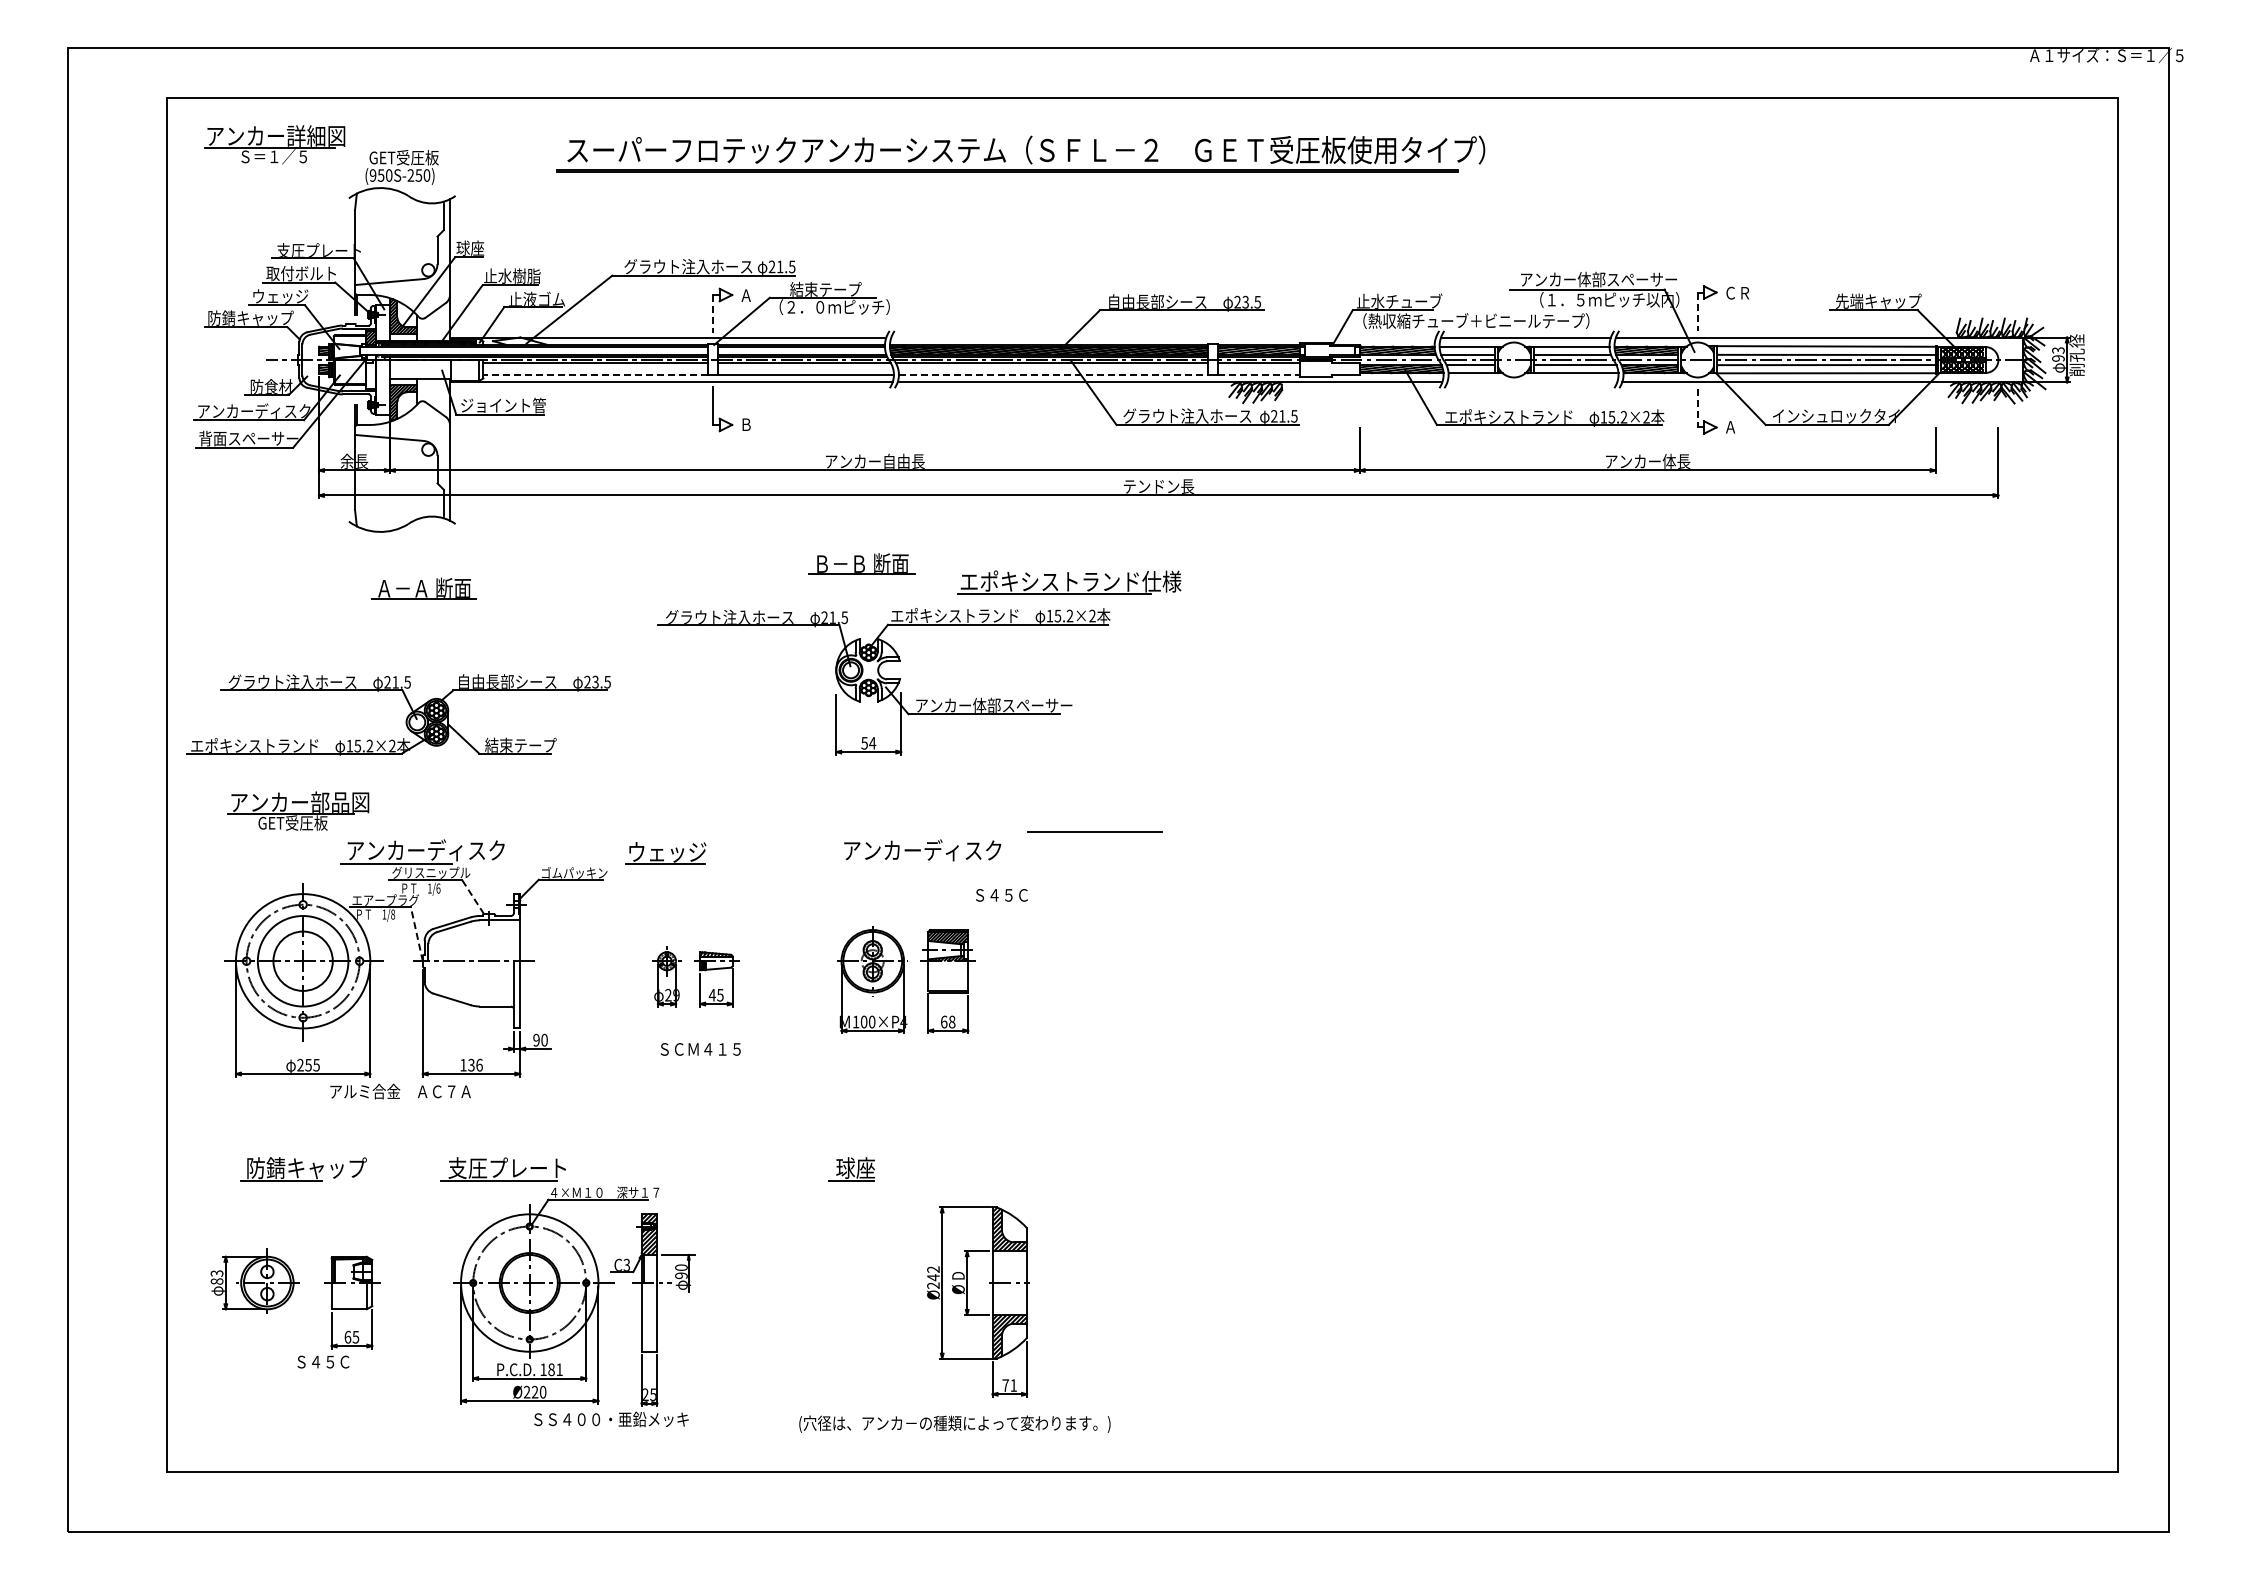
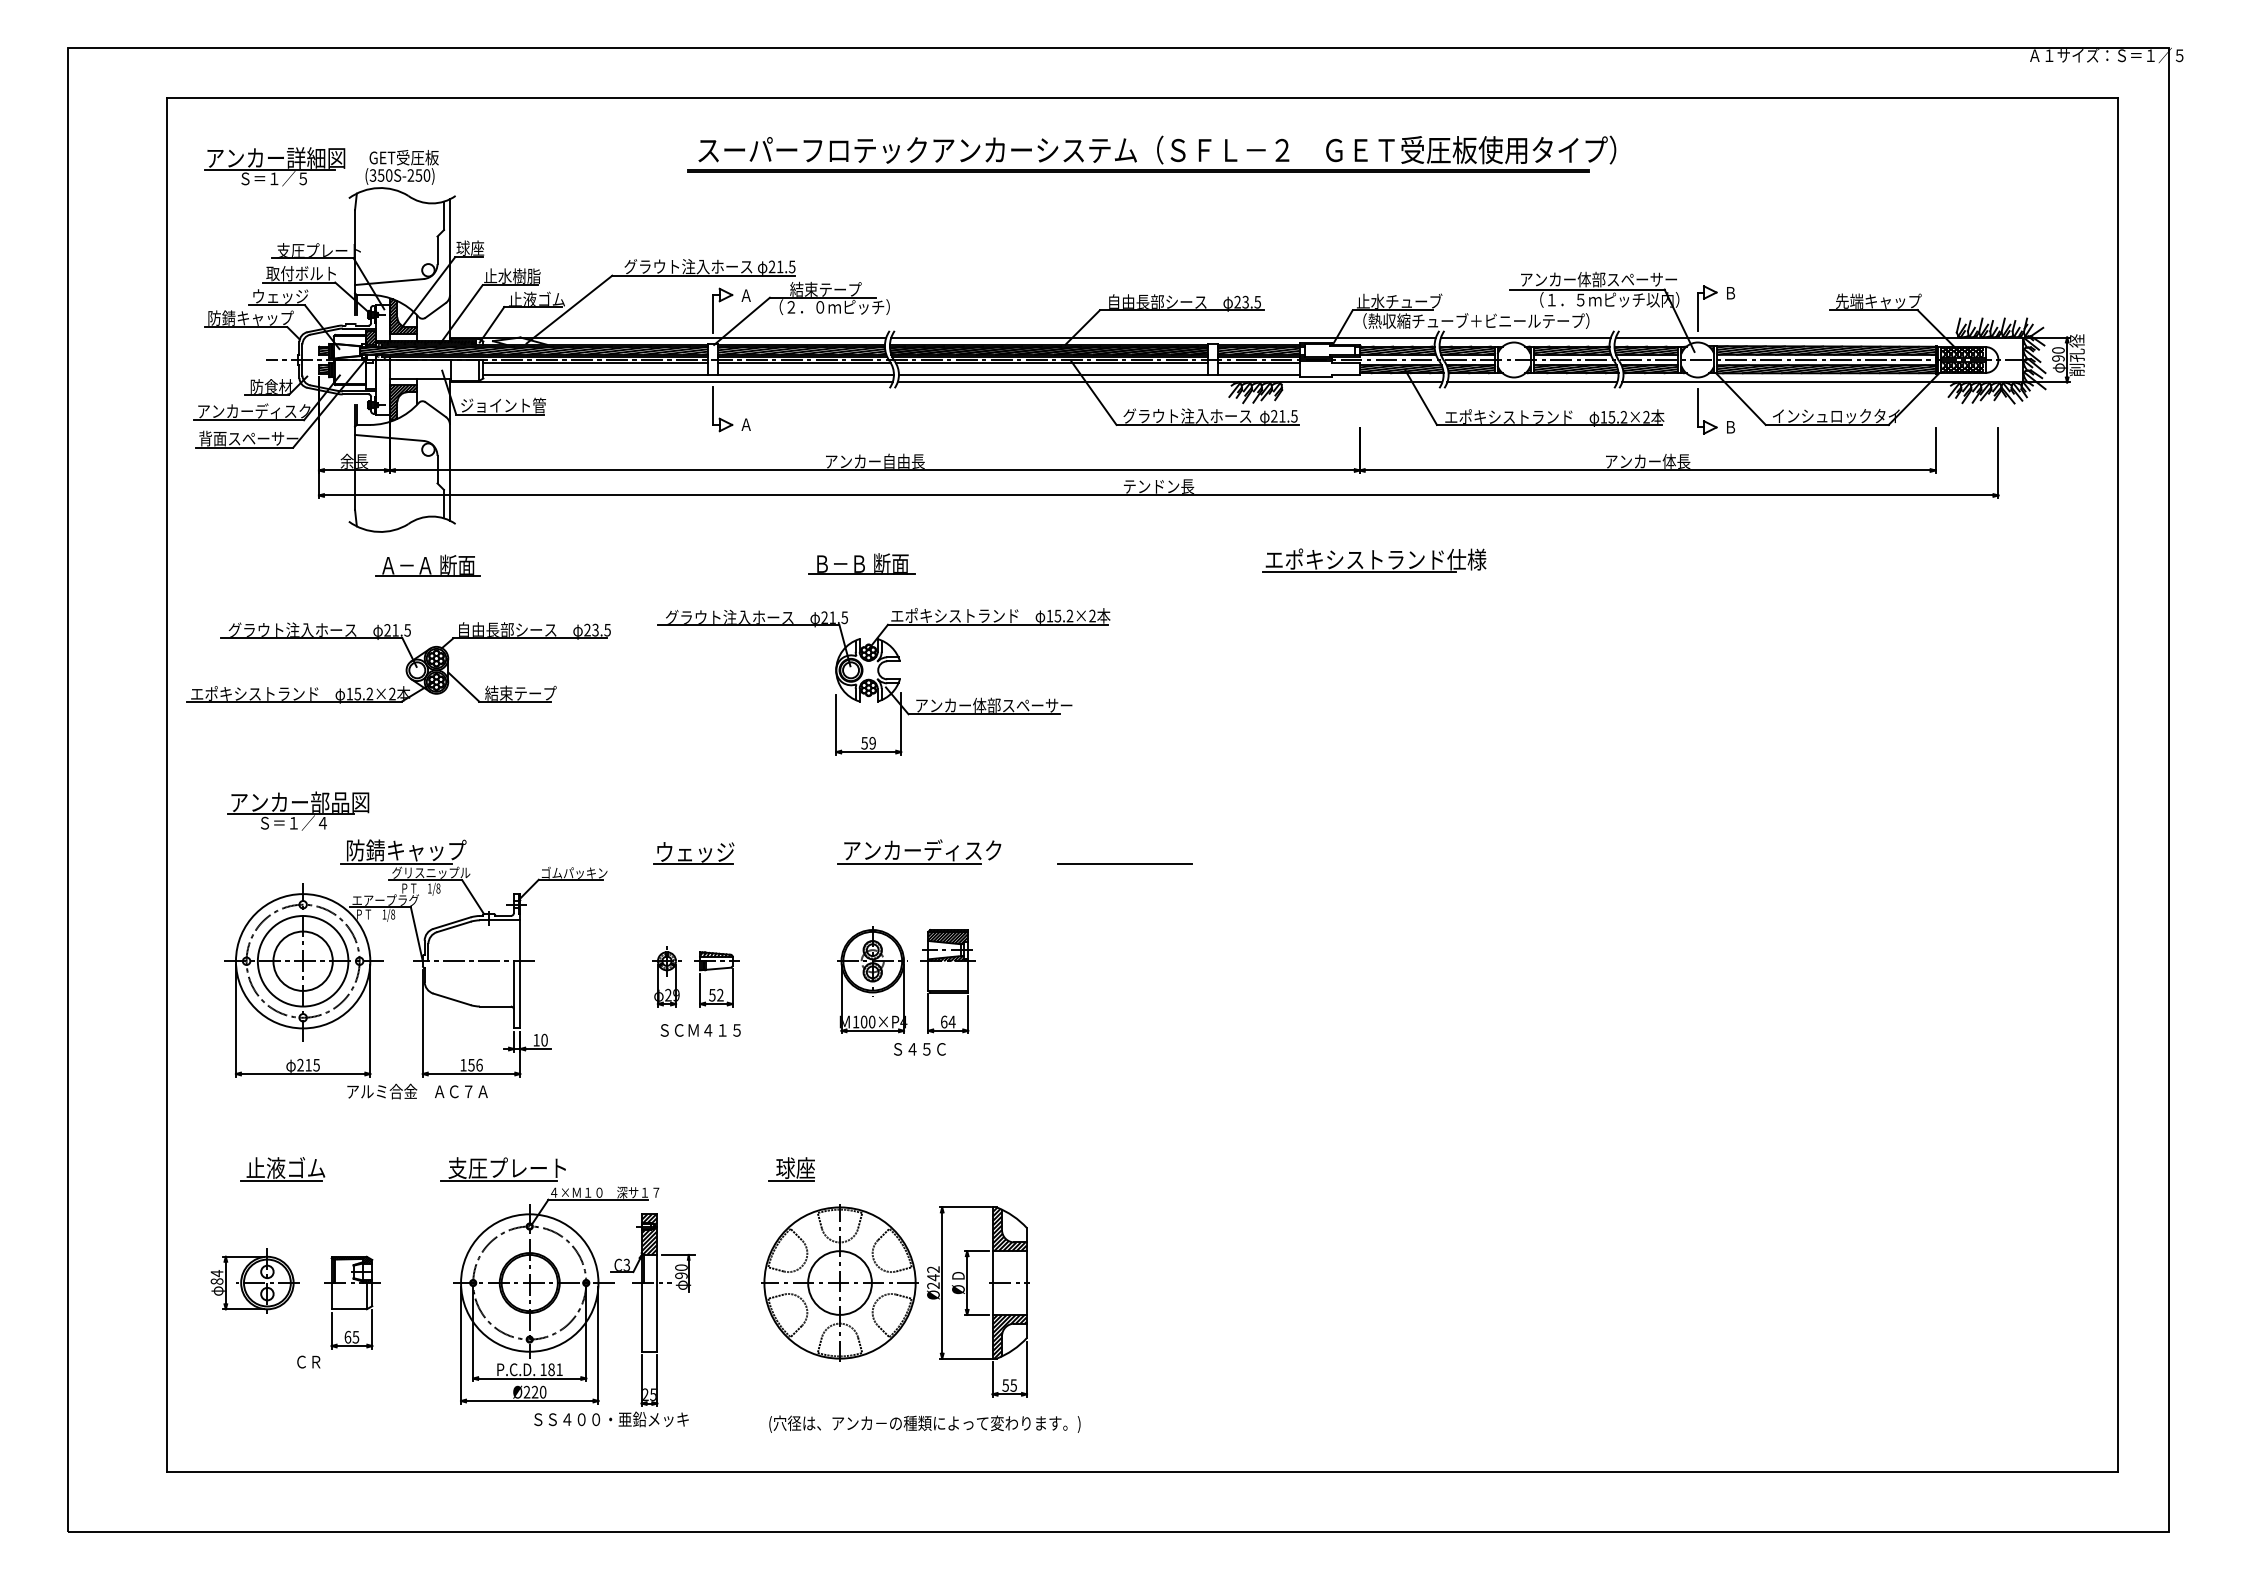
part position: (274, 144) -> (274, 166) (274, 166)
part position: (1020, 153) -> (1151, 153) (1151, 153)
text: (950S-250) -> (350S-250) (372, 175)
text: ＣＲ -> Ｂ (1737, 292)
line: dashed -> solid (1697, 312)
line: dashed -> solid (713, 314)
line: none -> present (1163, 337)
hatch: none -> present (534, 350)
hatch: none -> present (802, 350)
hatch: none -> present (1466, 350)
hatch: none -> present (1571, 350)
hatch: none -> present (1826, 350)
text: 93 -> 90 (2058, 350)
hatch: none -> present (1470, 369)
hatch: none -> present (1575, 369)
hatch: none -> present (1826, 369)
line: dashed -> solid (595, 375)
line: dashed -> solid (1053, 375)
line: dashed -> solid (1258, 375)
line: none -> present (1532, 382)
line: dashed -> solid (1697, 408)
text: Ｂ -> Ａ (745, 424)
text: Ａ -> Ｂ (1730, 427)
part position: (1069, 582) -> (1374, 560) (1374, 560)
part position: (423, 588) -> (427, 565) (427, 565)
part position: (406, 717) -> (406, 665) (406, 665)
text: 54 -> 59 (872, 742)
text: GET受圧板 -> Ｓ＝１／４ (292, 822)
line position: (1094, 831) -> (1124, 863) (1124, 863)
text: アンカーディスク -> 防錆キャップ (425, 850)
part position: (665, 853) -> (693, 853) (693, 853)
line: none -> present (909, 863)
text: 1/6 -> 1/8 (438, 888)
text position: (1001, 895) -> (919, 1049) (919, 1049)
line: dashed -> solid (473, 897)
line: dashed -> solid (416, 934)
text: 45 -> 52 (715, 994)
text: 68 -> 64 (951, 1021)
text: 90 -> 10 (536, 1039)
text position: (700, 1049) -> (700, 1030) (700, 1030)
text: 136 -> 156 (471, 1064)
text: 255 -> 215 (308, 1065)
text position: (400, 1091) -> (417, 1091) (417, 1091)
text: 防錆キャップ -> 止液ゴム (306, 1168)
part position: (851, 1169) -> (791, 1169) (791, 1169)
text: 83 -> 84 (216, 1273)
part: none -> present (839, 1282)
text: Ｓ４５Ｃ -> ＣＲ (323, 1361)
text: 71 -> 55 (1009, 1385)
text position: (954, 1423) -> (924, 1423) (924, 1423)
